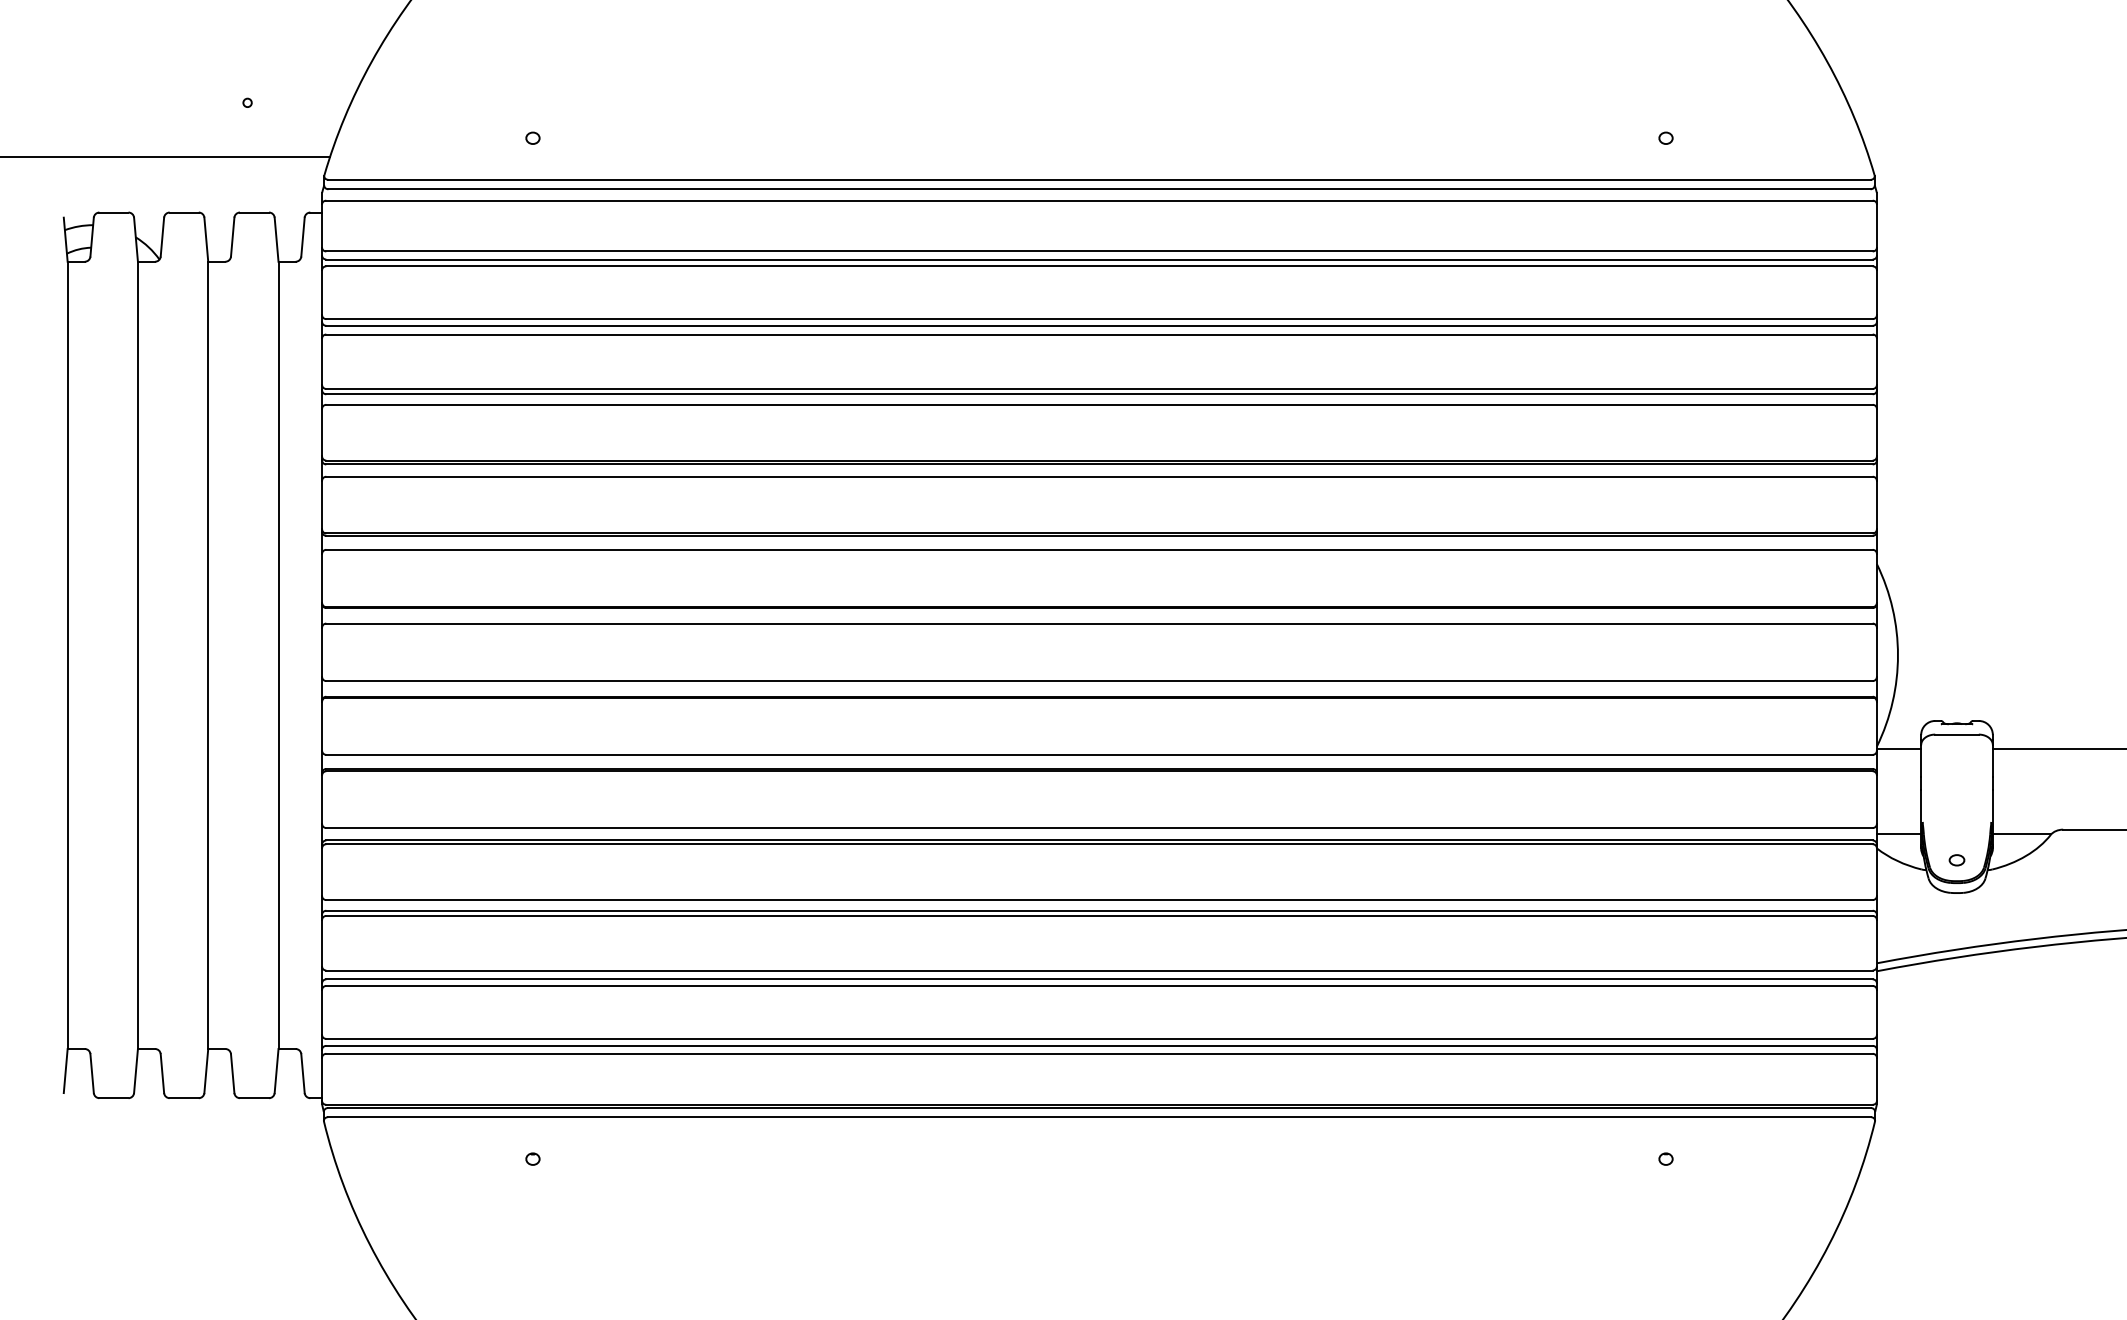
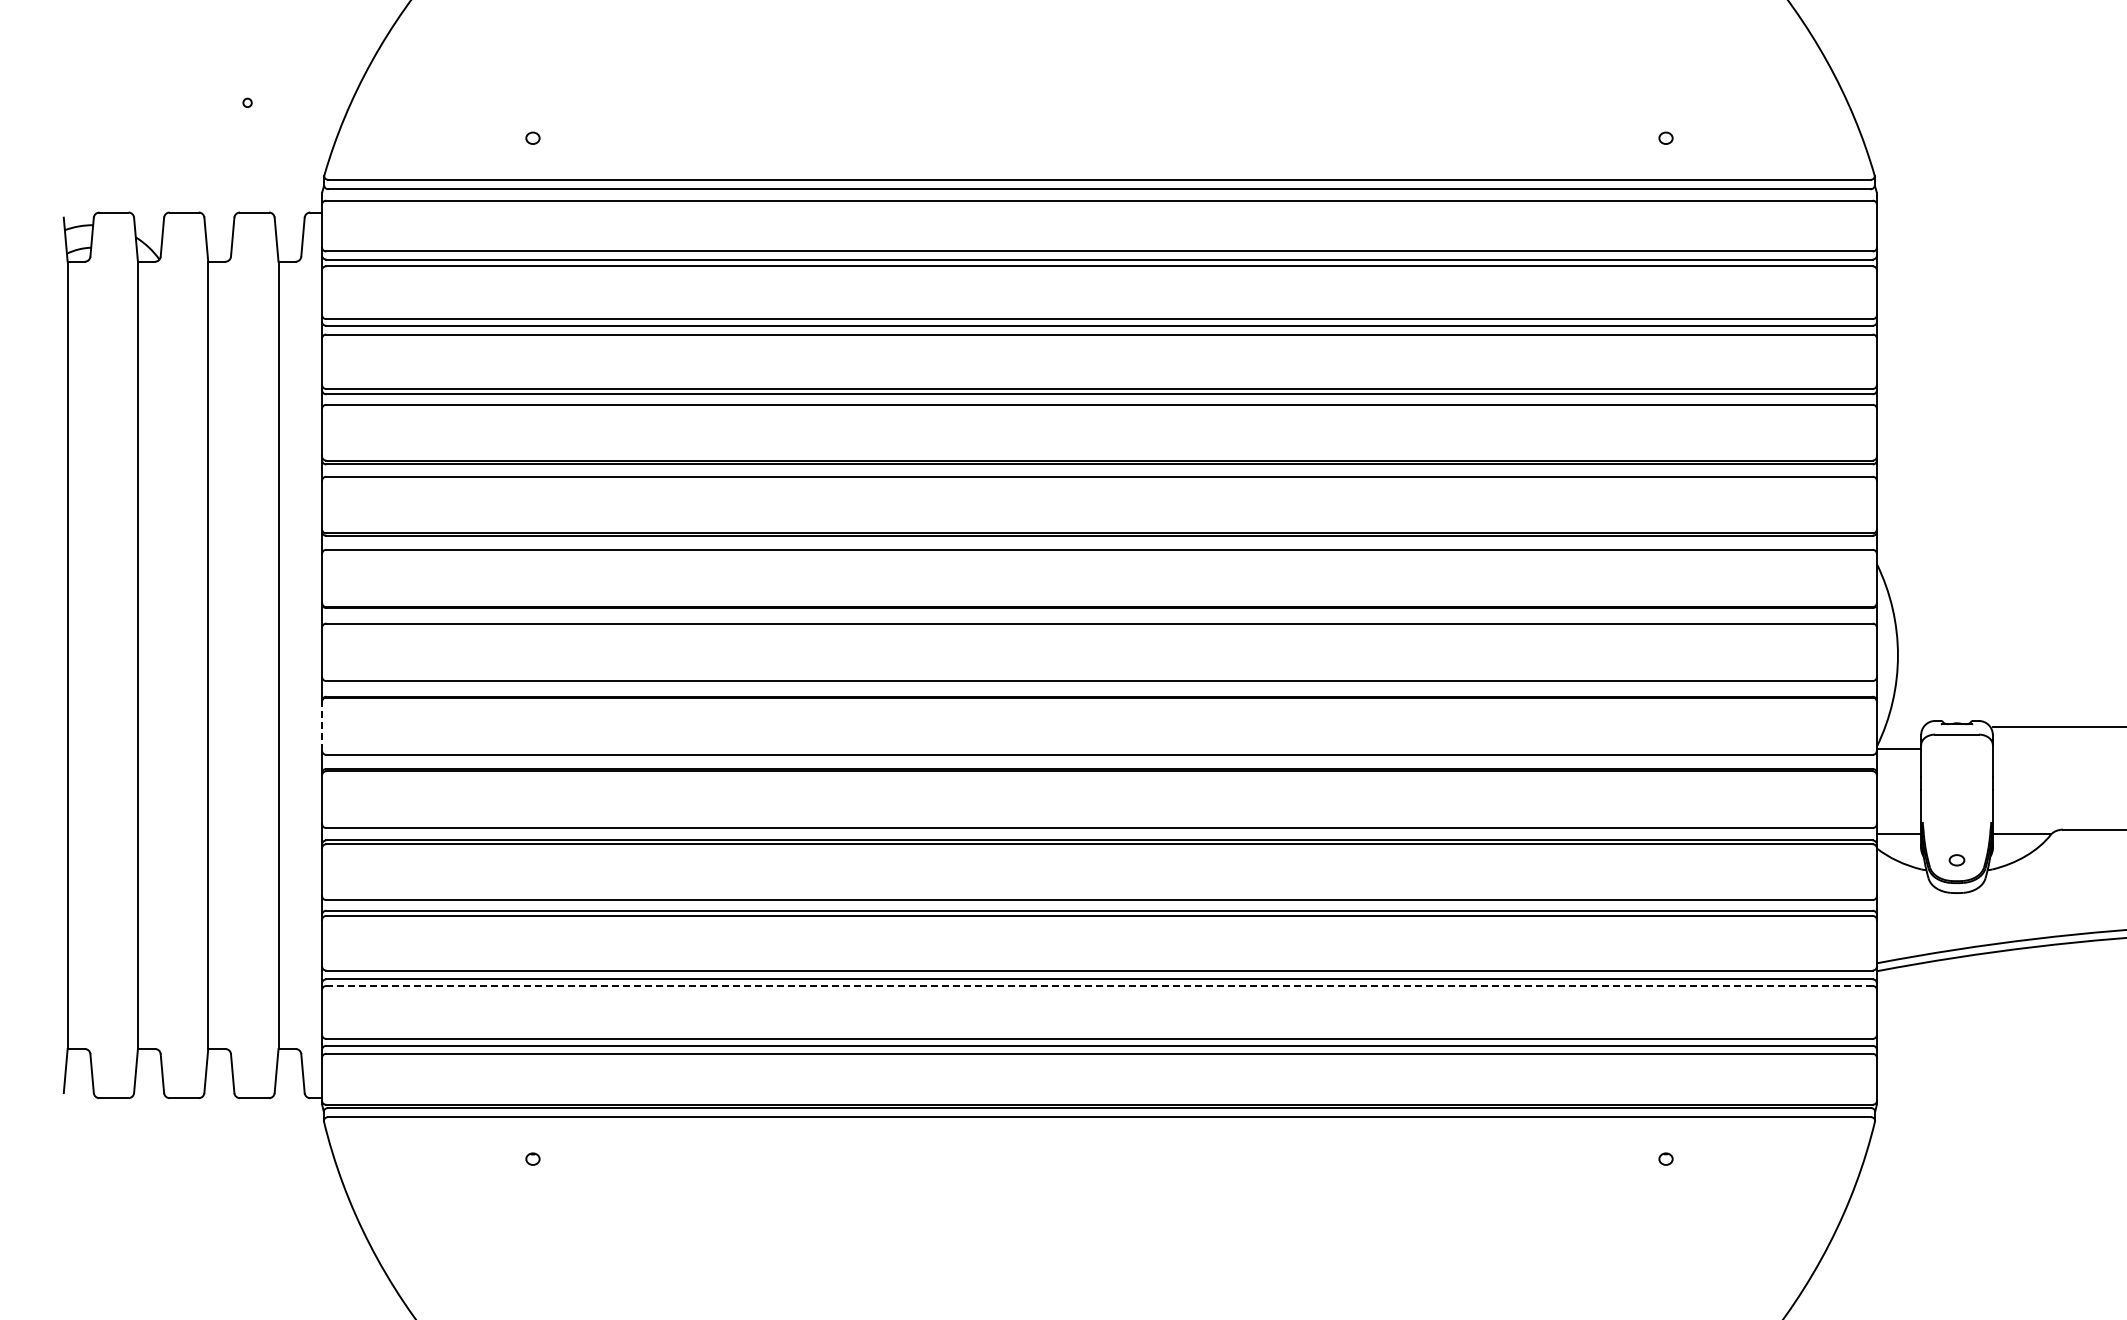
line: present -> none (166, 157)
line: solid -> dashed (322, 725)
line position: (2057, 749) -> (2057, 727) (2057, 727)
line: solid -> dashed (1099, 985)
